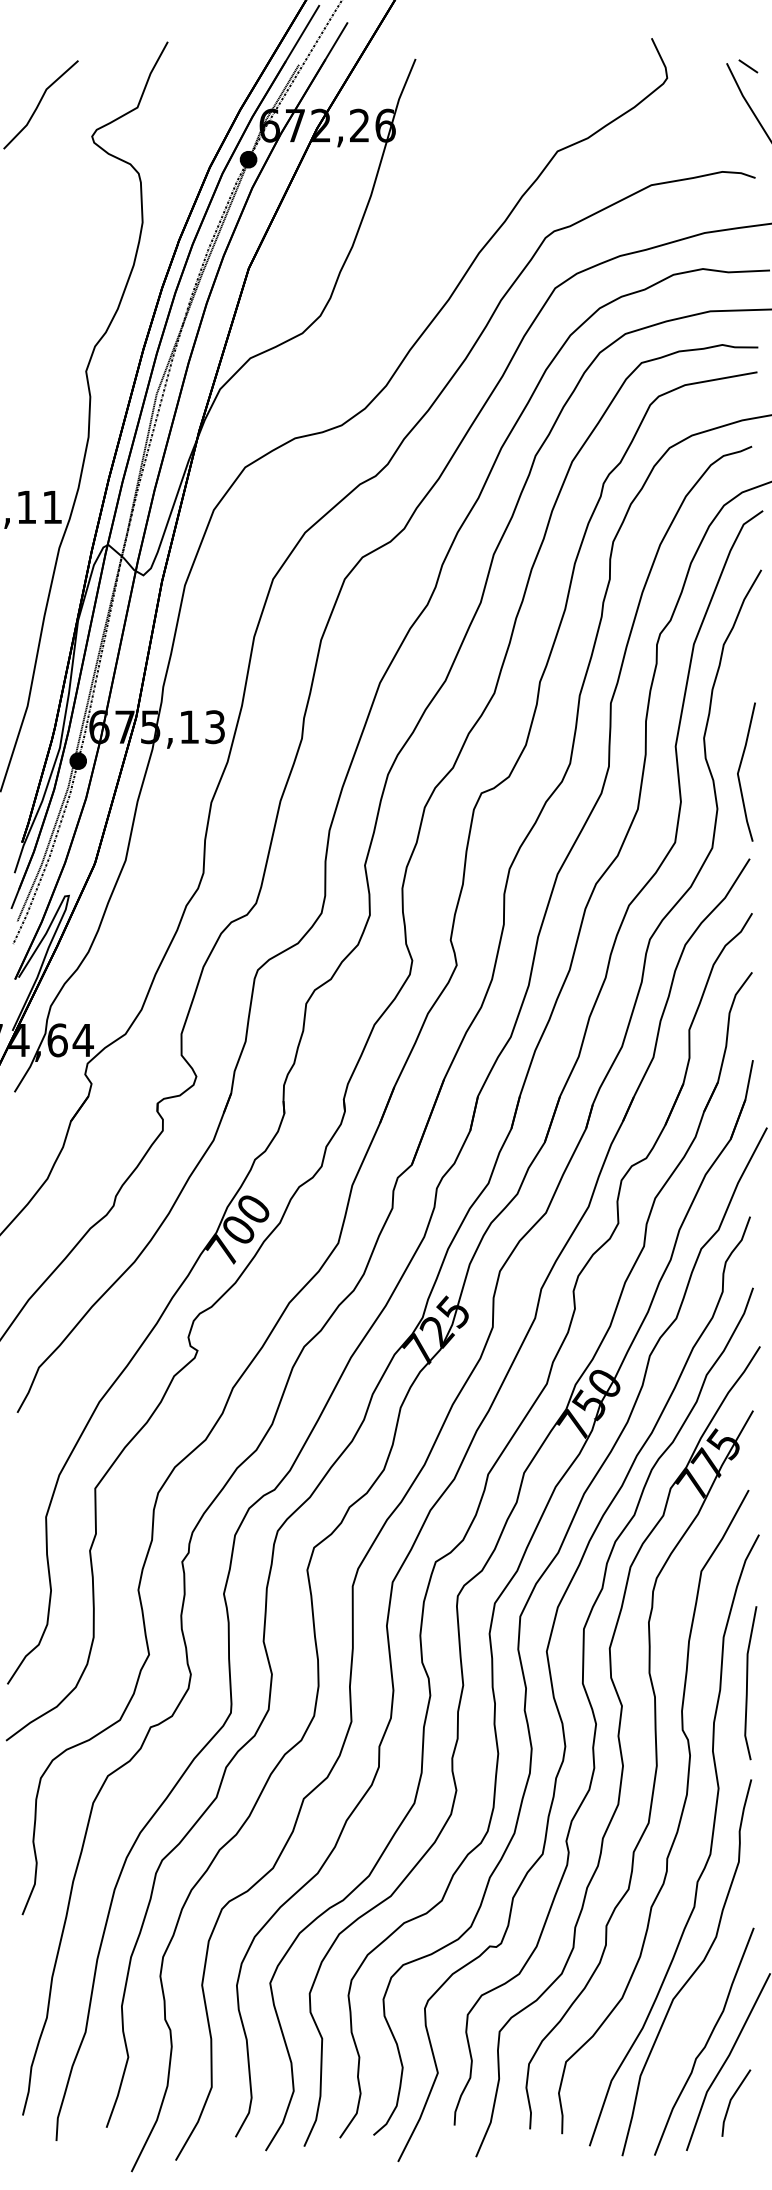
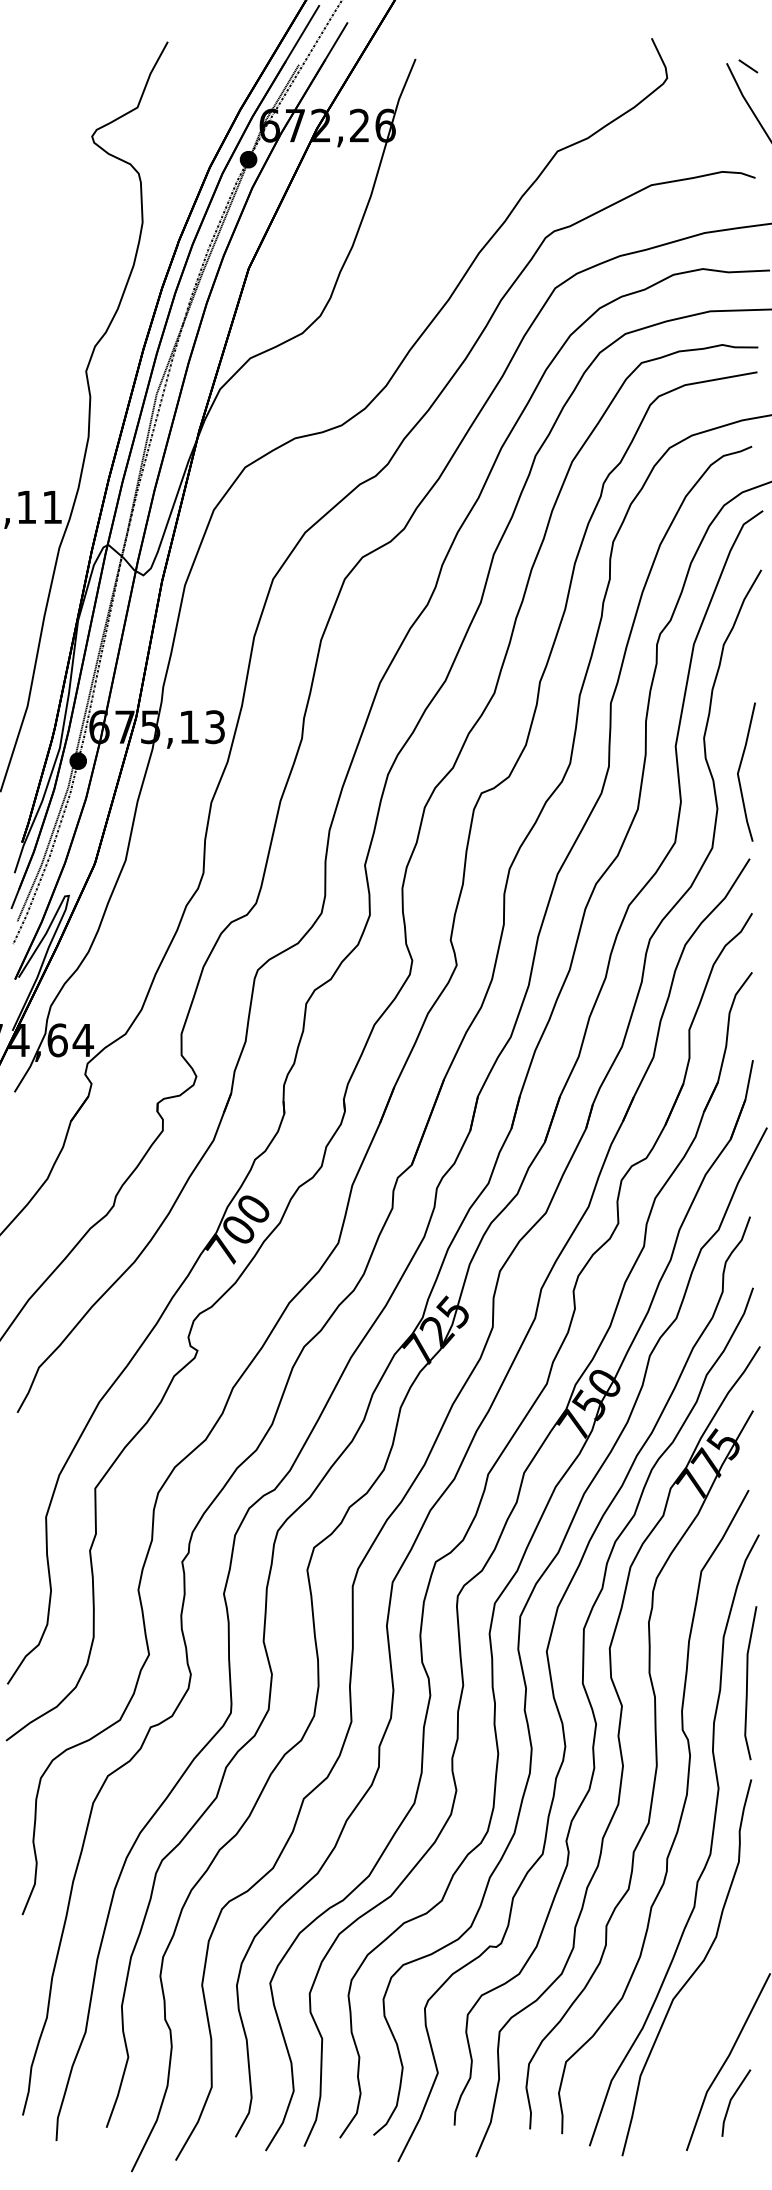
line: present -> none (40, 103)
part: present -> none (704, 2041)
